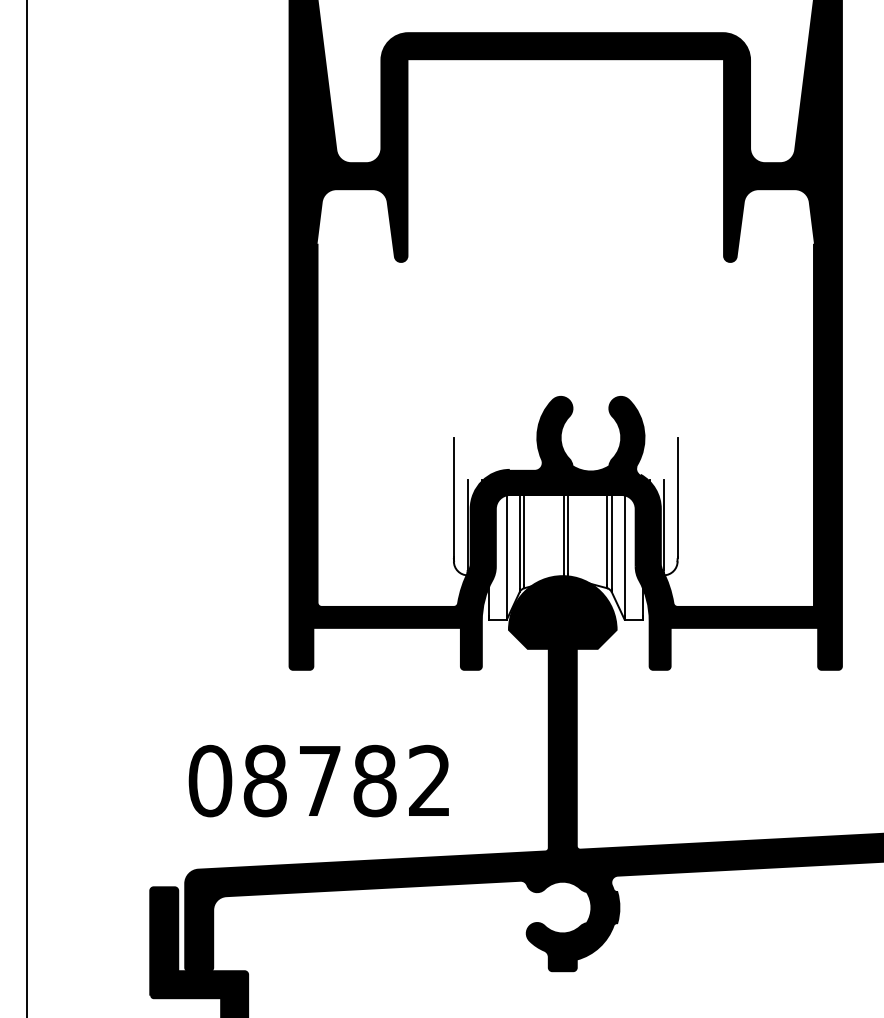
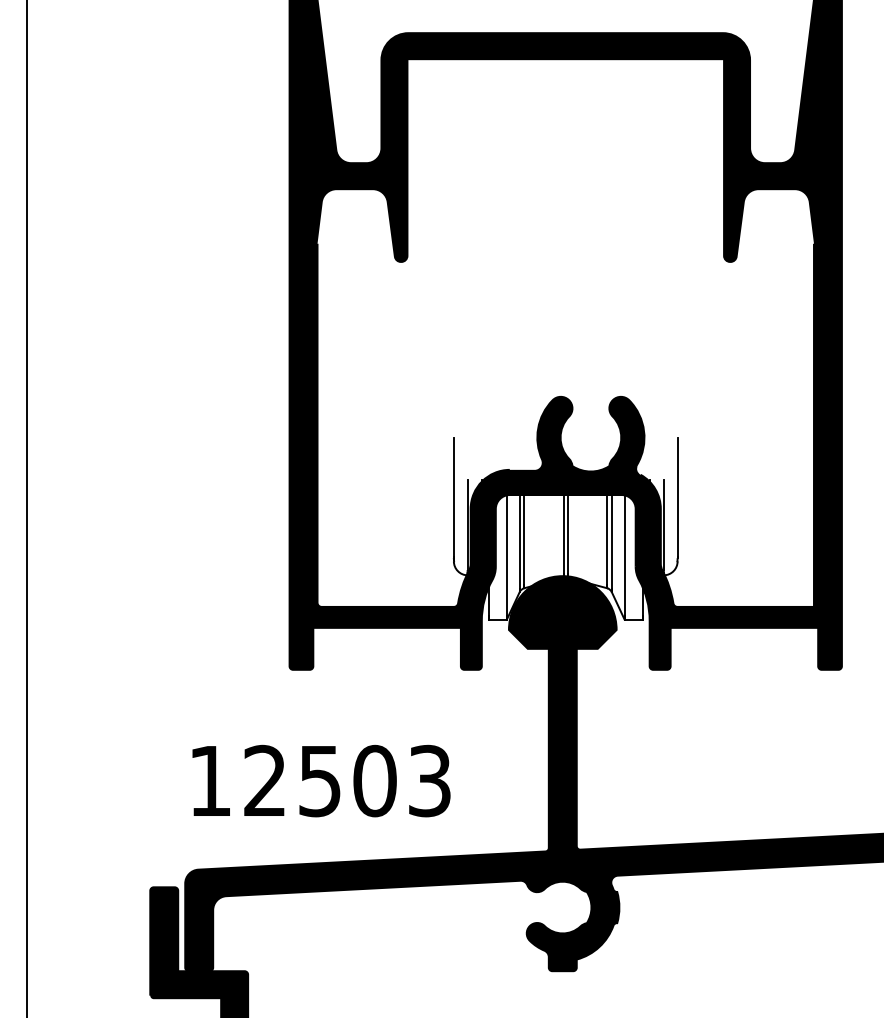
text: 08782 -> 12503 (319, 780)
